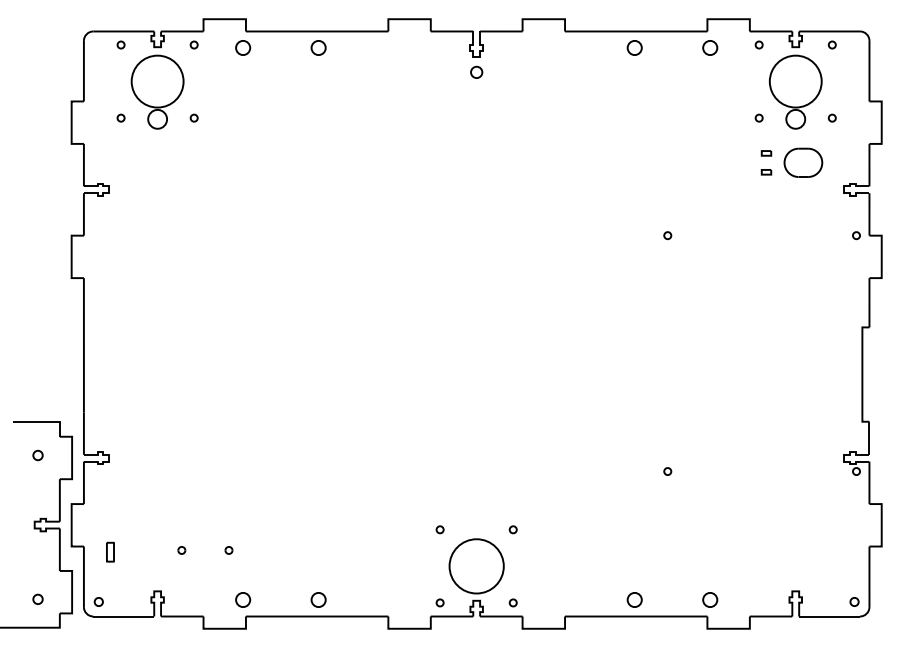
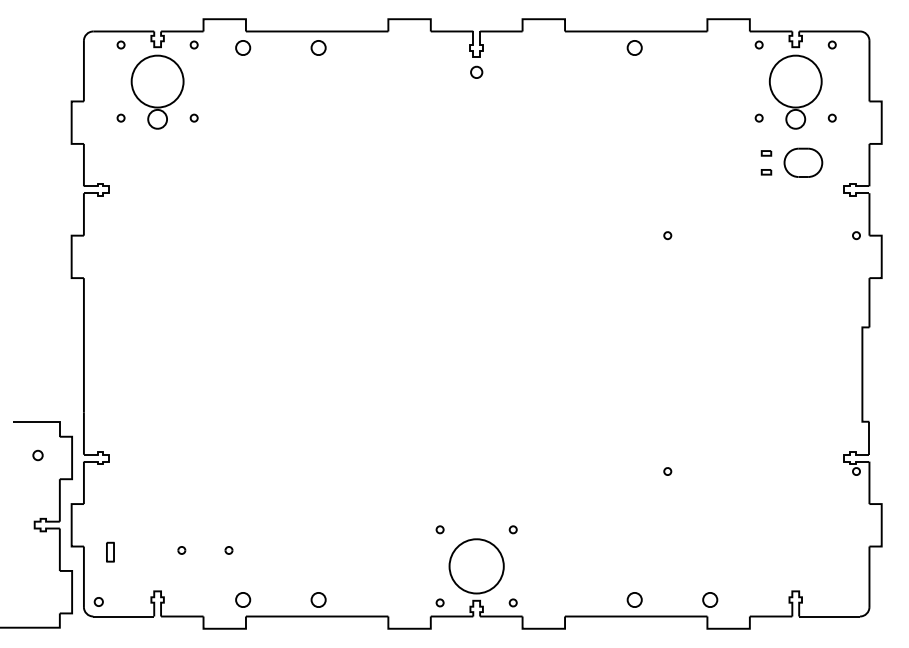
part: present -> none (710, 47)
part: present -> none (37, 598)
part: present -> none (854, 601)
